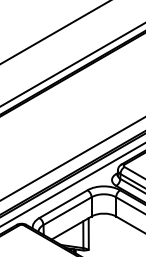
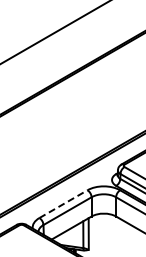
line: present -> none (72, 64)
line: present -> none (72, 158)
line: present -> none (72, 184)
line: solid -> dashed (63, 204)
